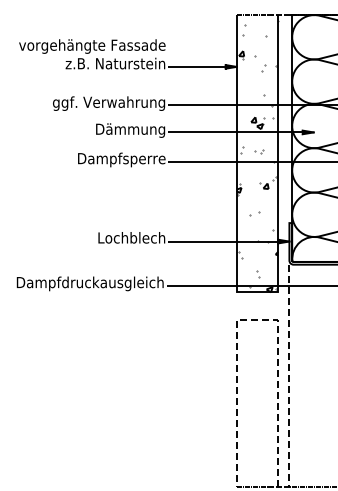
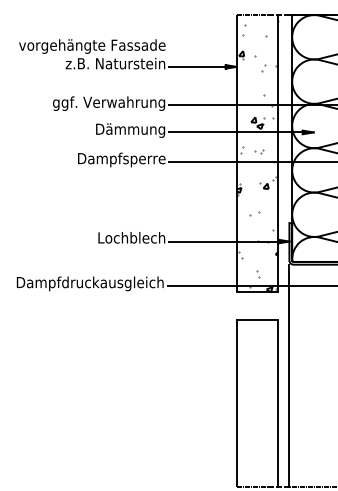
line: dashed -> solid (257, 320)
line: dashed -> solid (289, 375)
